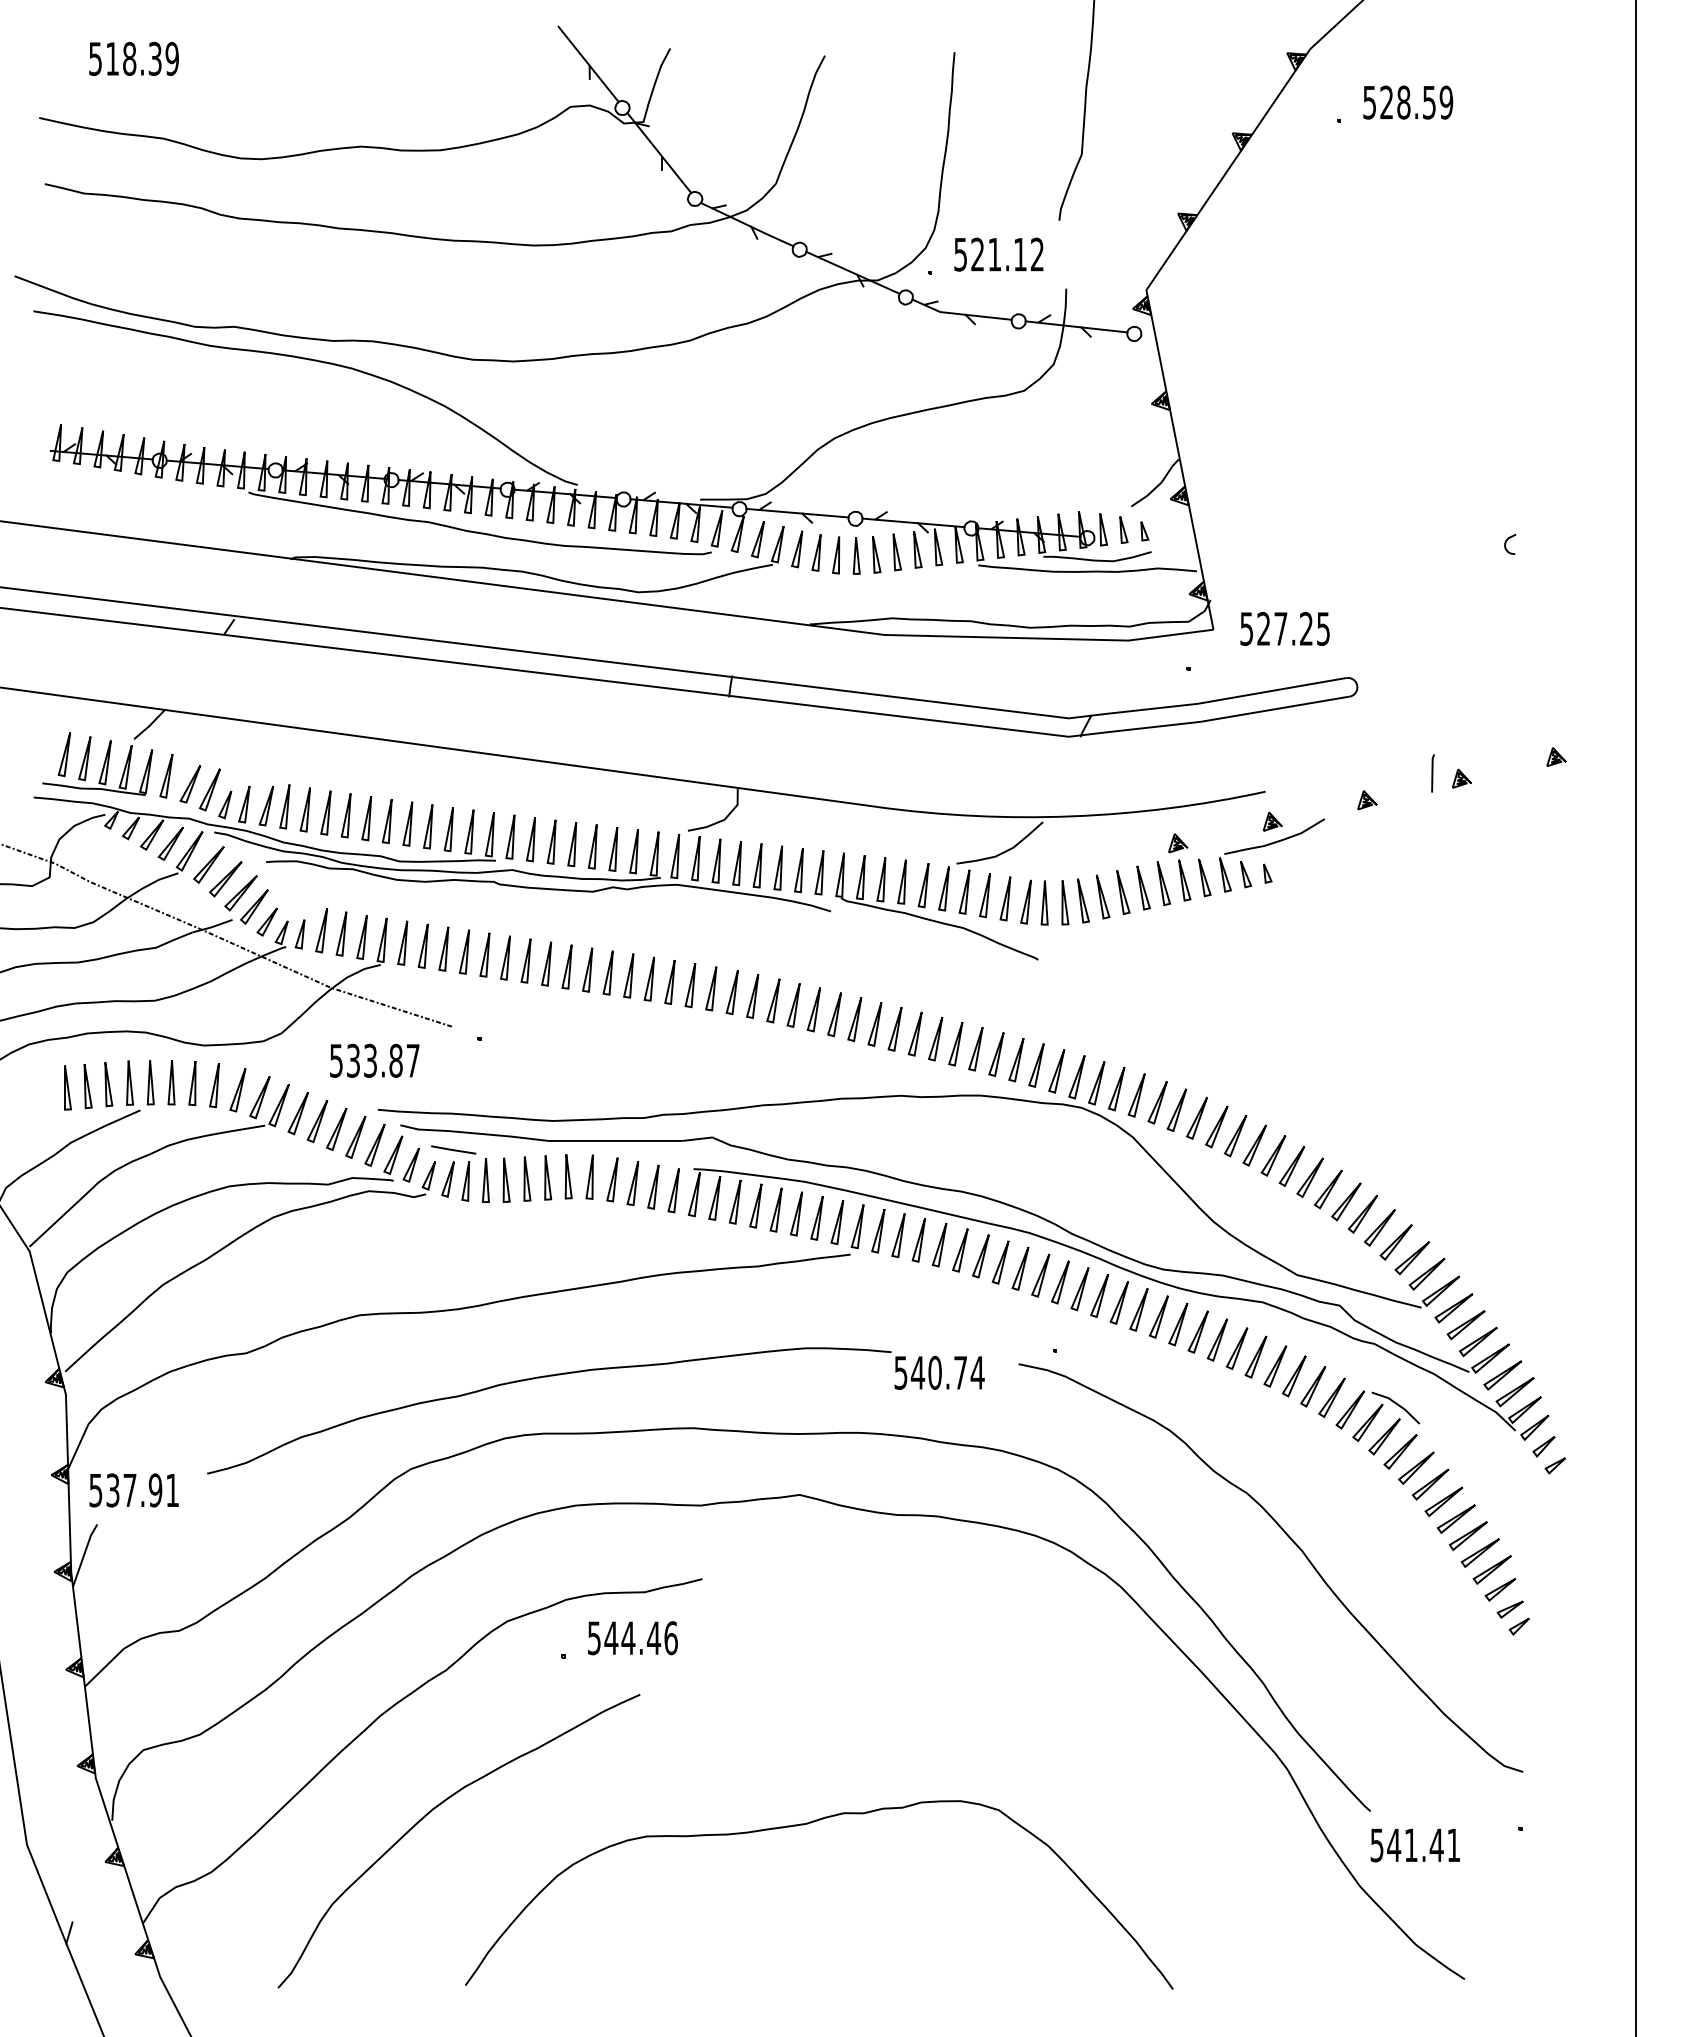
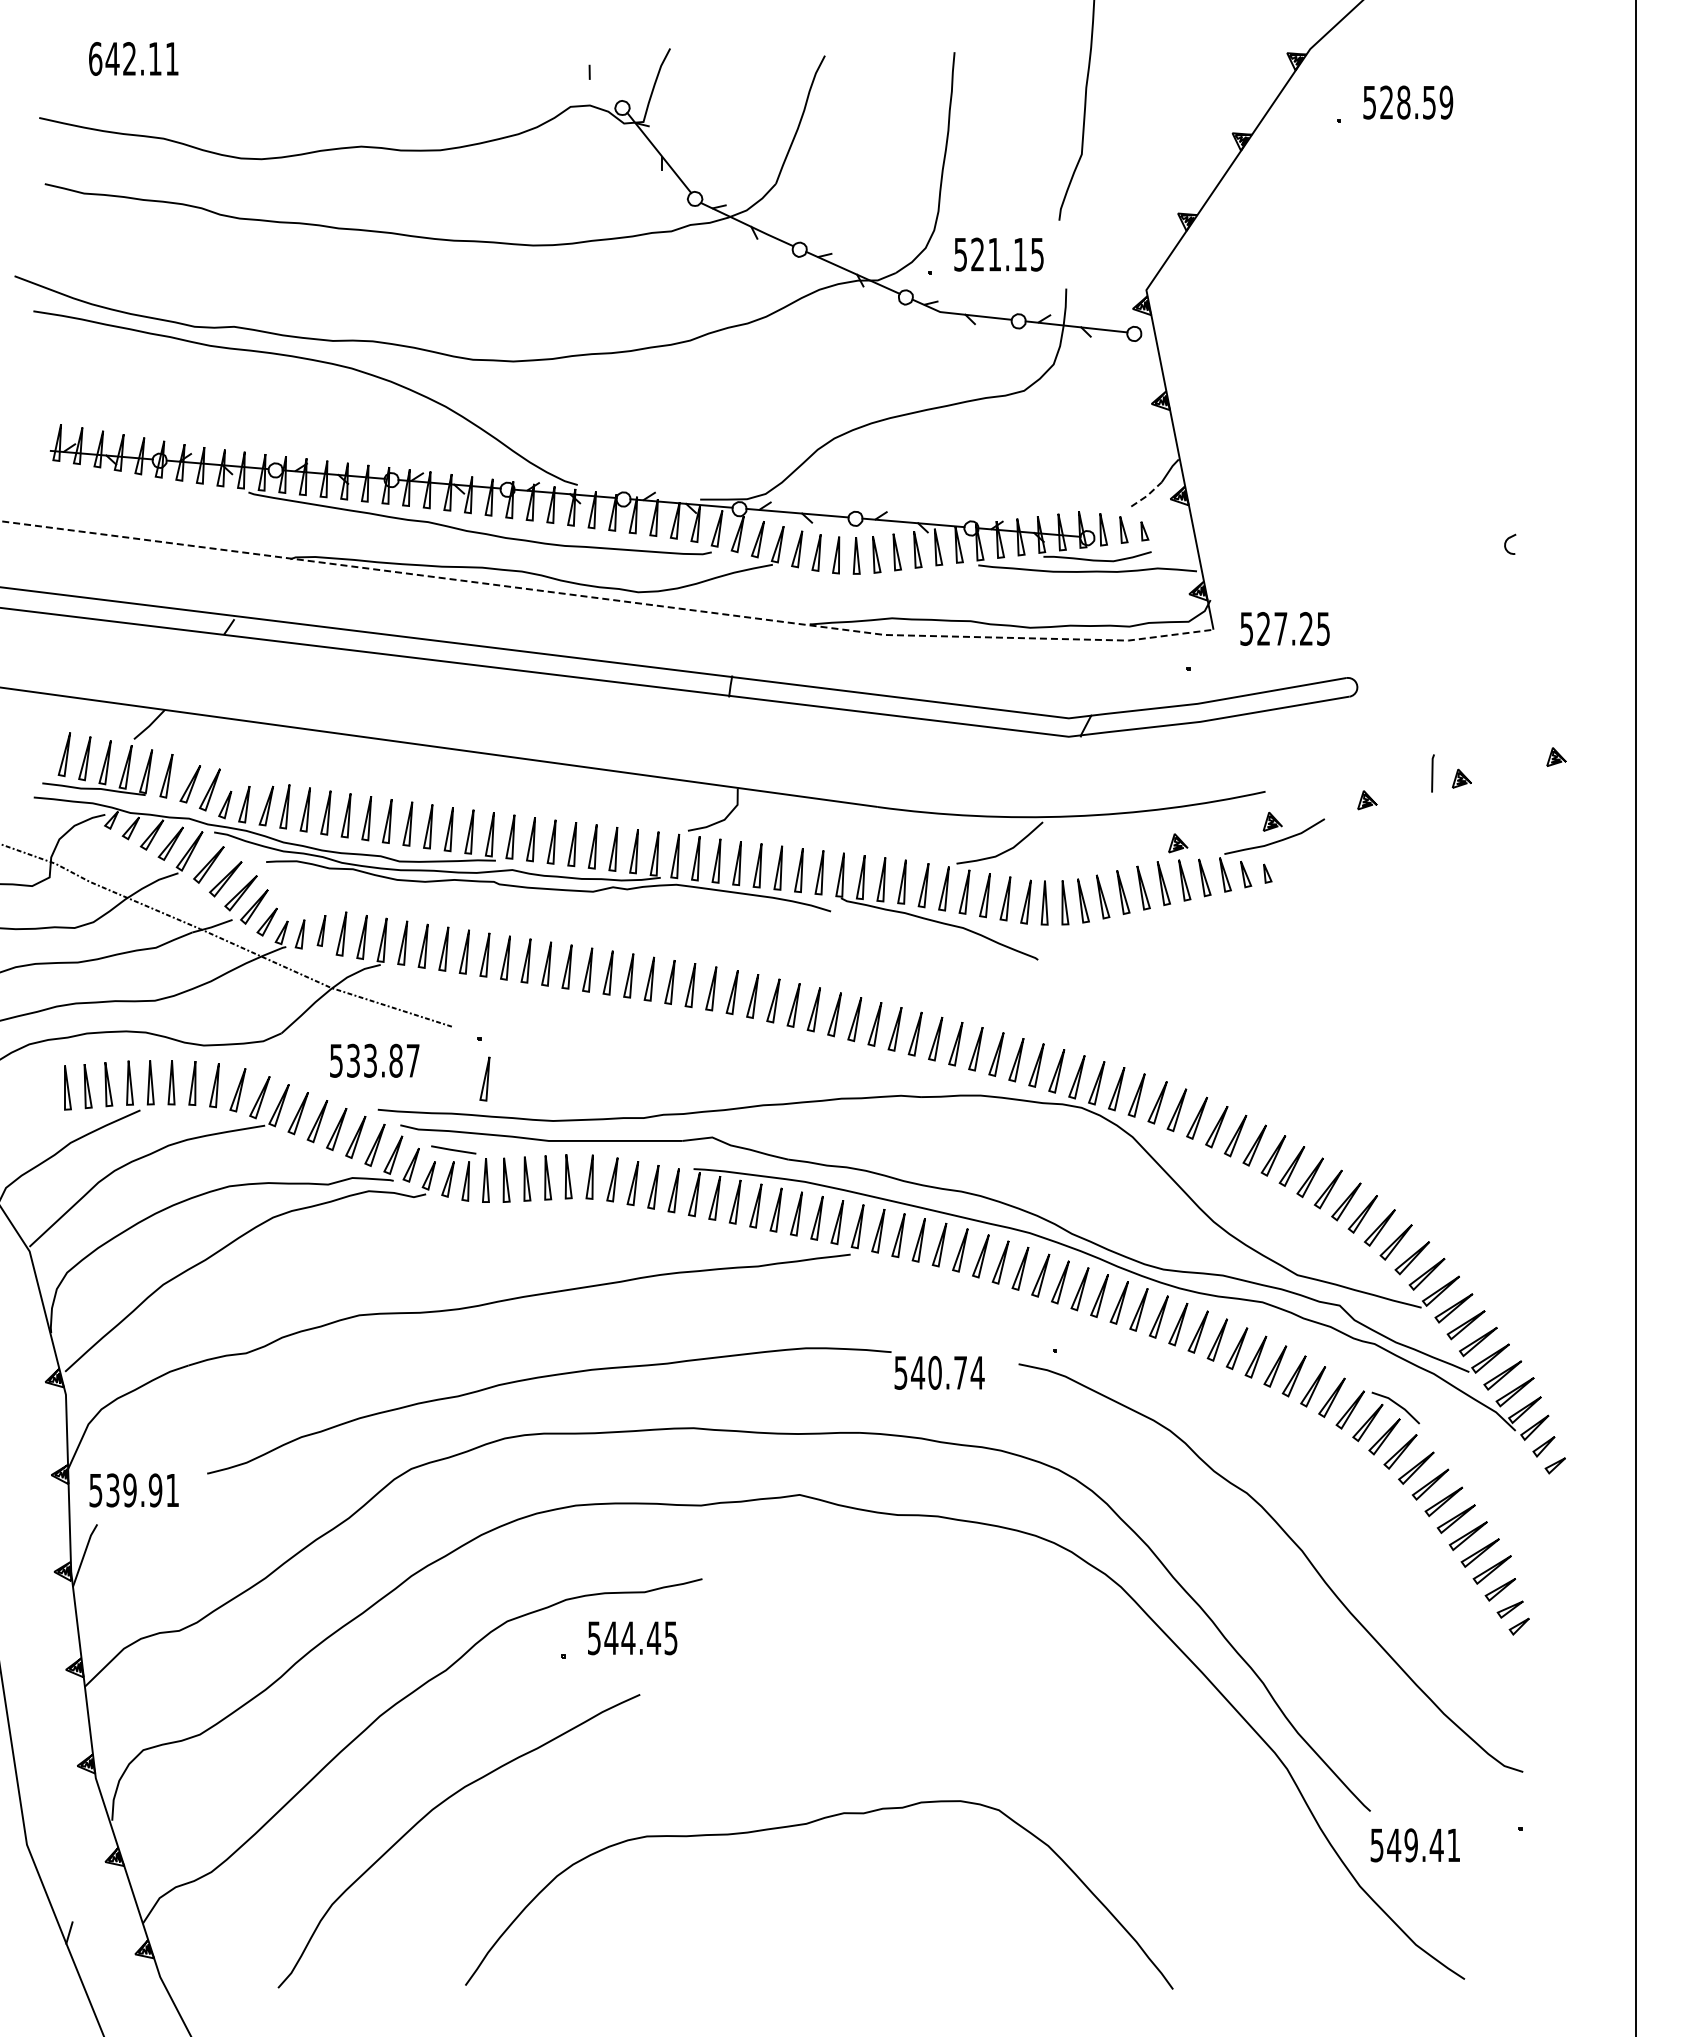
text: 518.39 -> 642.11 (133, 58)
line: present -> none (588, 64)
text: 521.12 -> 521.15 (1037, 254)
line: solid -> dashed (1147, 495)
line: solid -> dashed (606, 599)
part size: 13x46 px -> 11x32 px (321, 930)
part: none -> present (484, 1078)
text: 537.91 -> 539.91 (129, 1490)
text: 544.46 -> 544.45 (670, 1638)
text: 541.41 -> 549.41 (1410, 1845)
